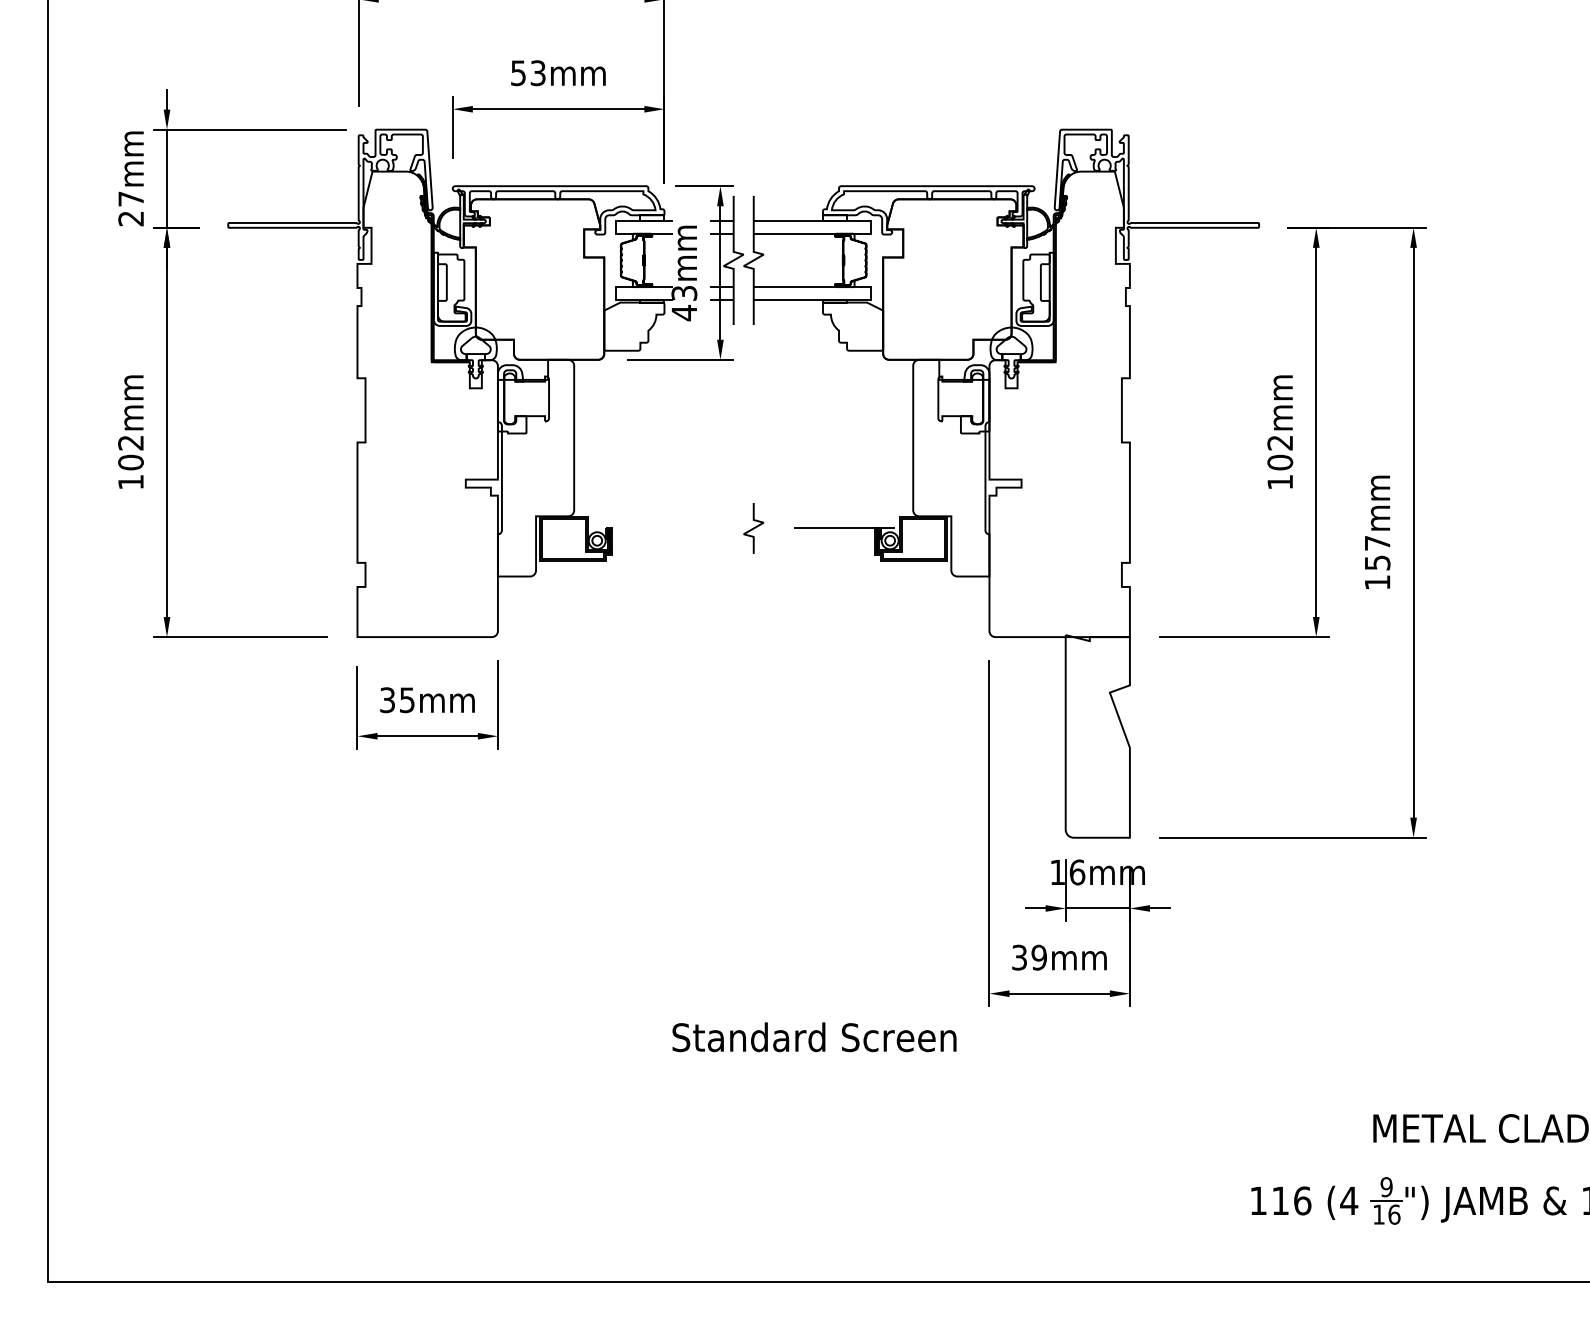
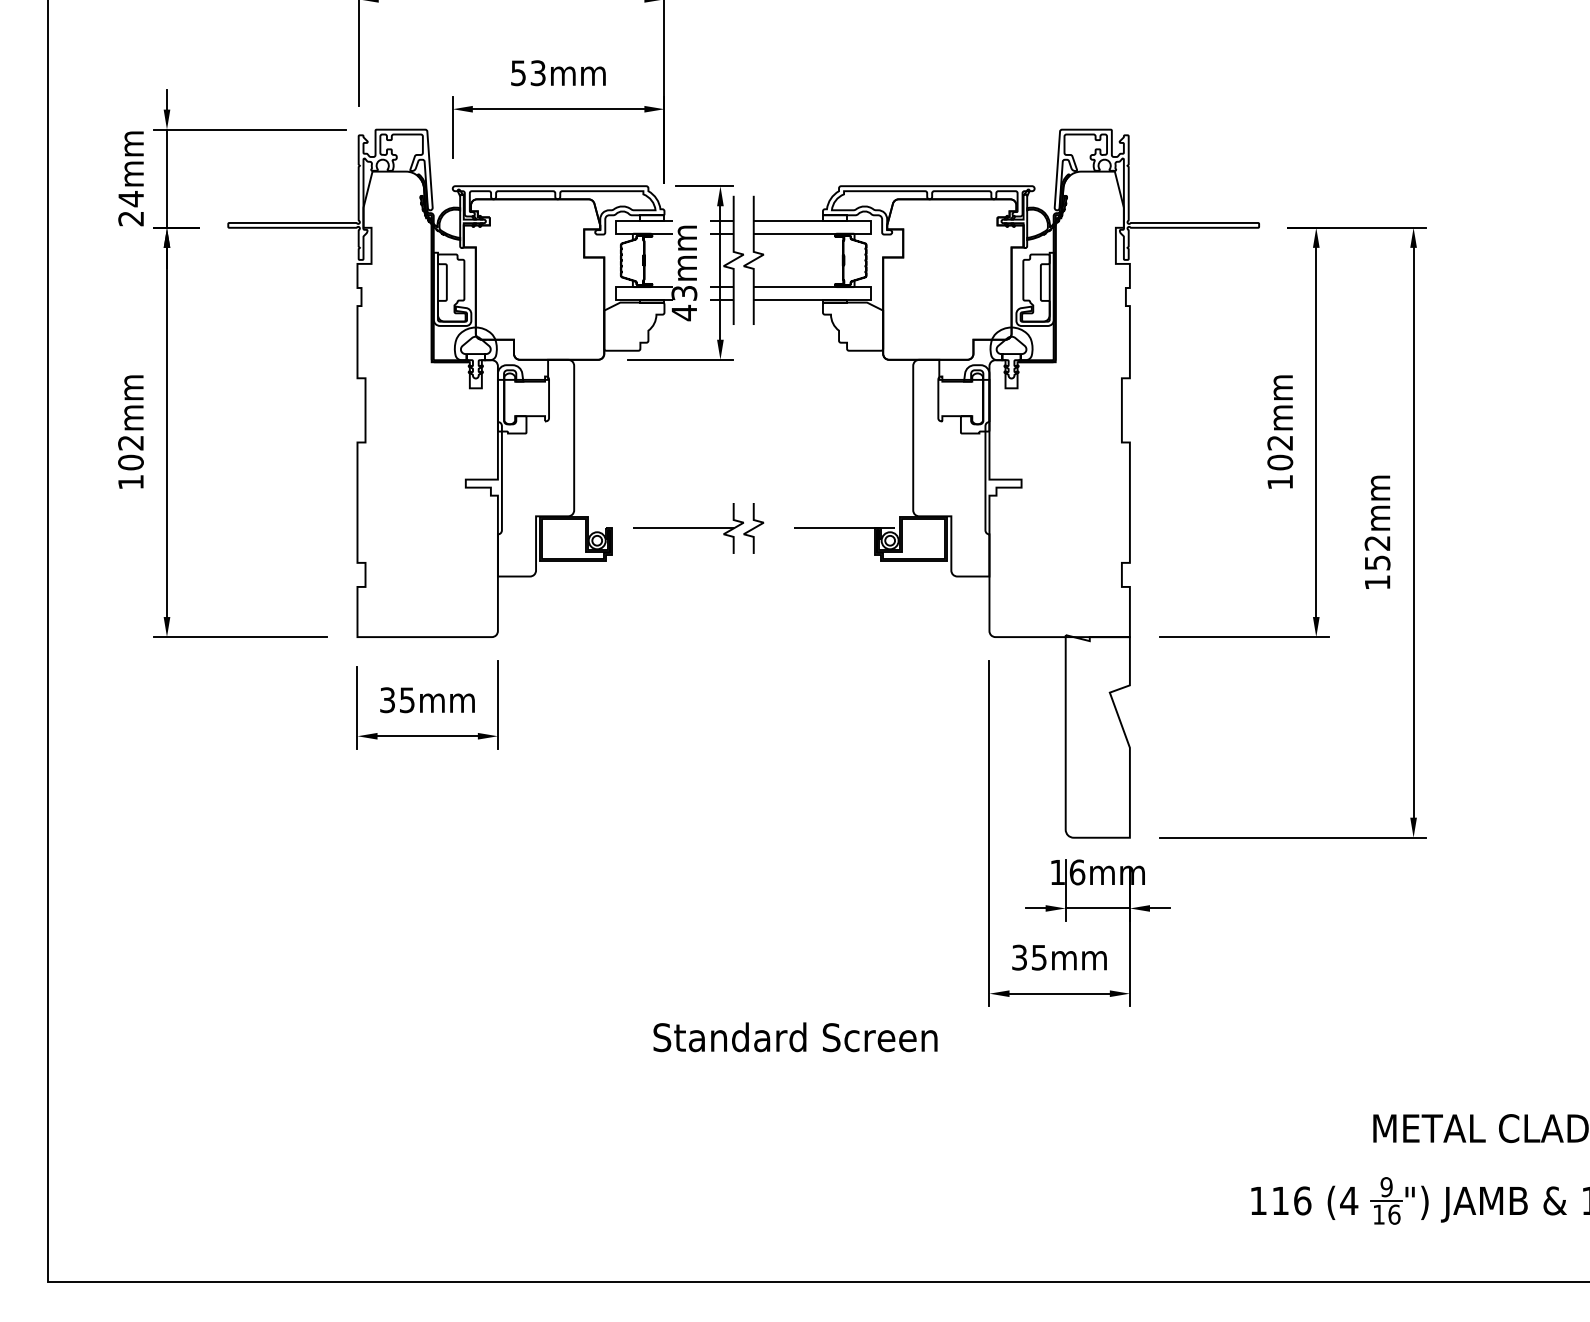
text: 27mm -> 24mm (130, 199)
part: none -> present (688, 528)
text: 157mm -> 152mm (1377, 543)
text: 39mm -> 35mm (1038, 957)
text position: (814, 1037) -> (795, 1037) (795, 1037)
